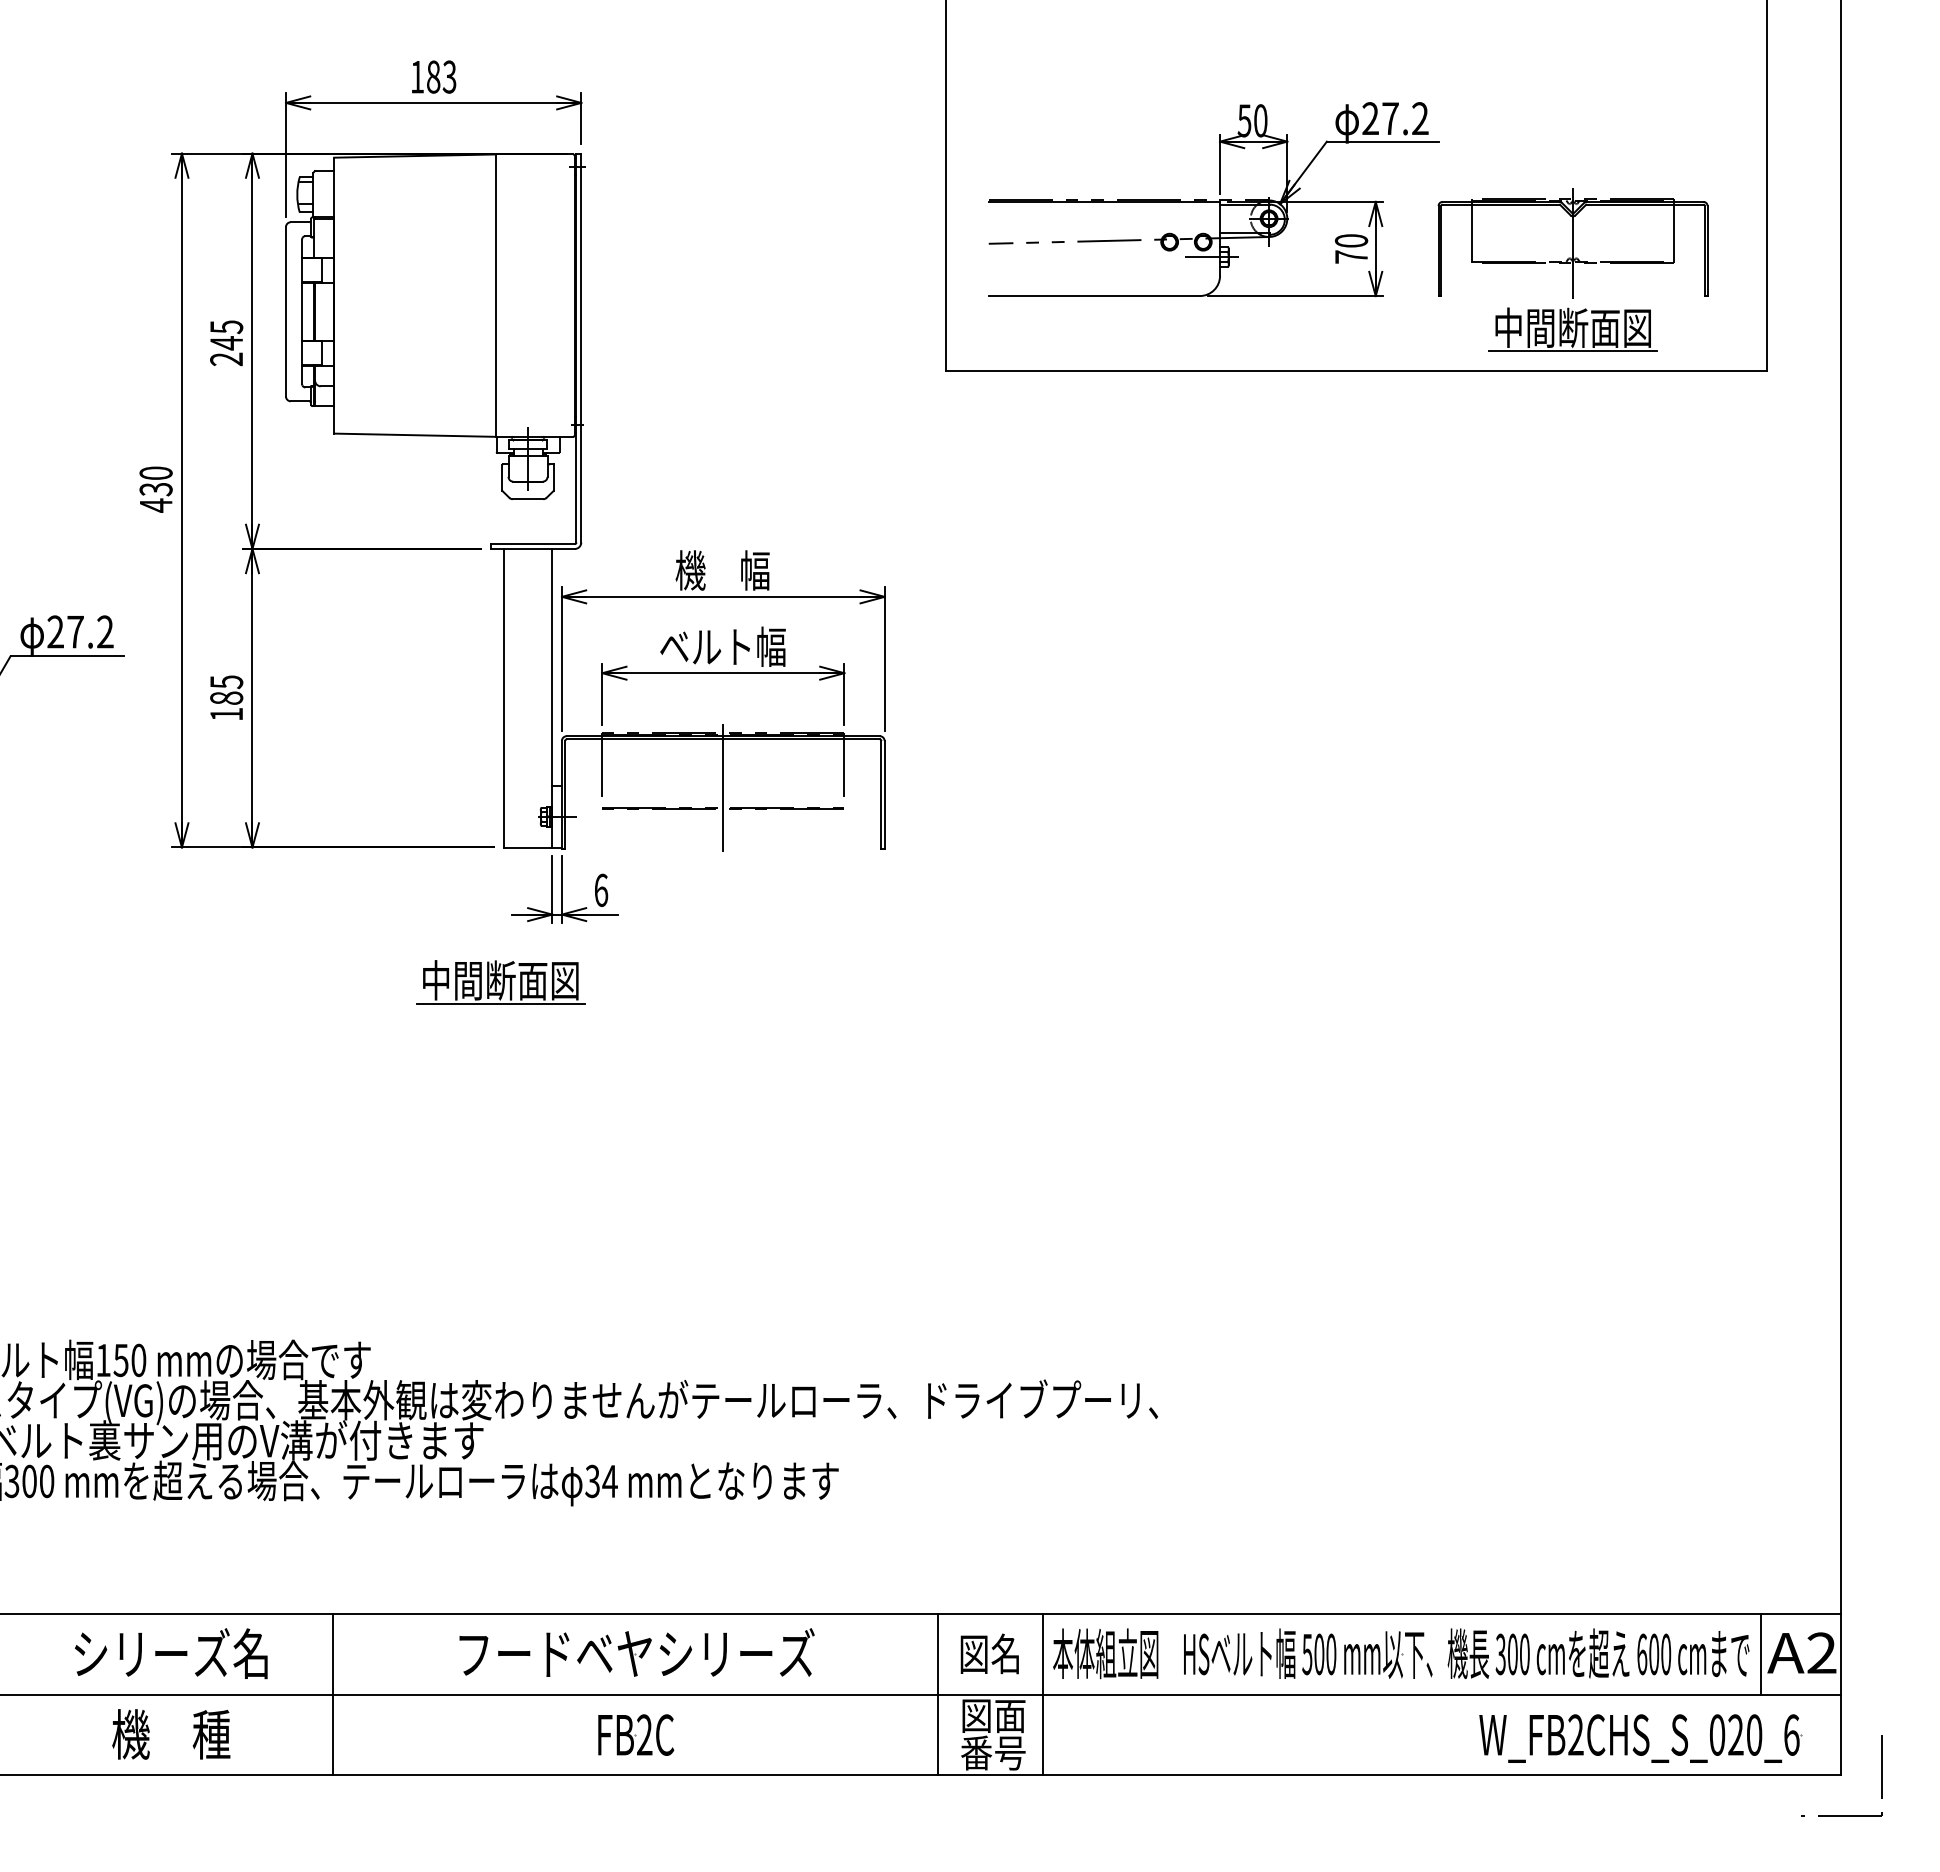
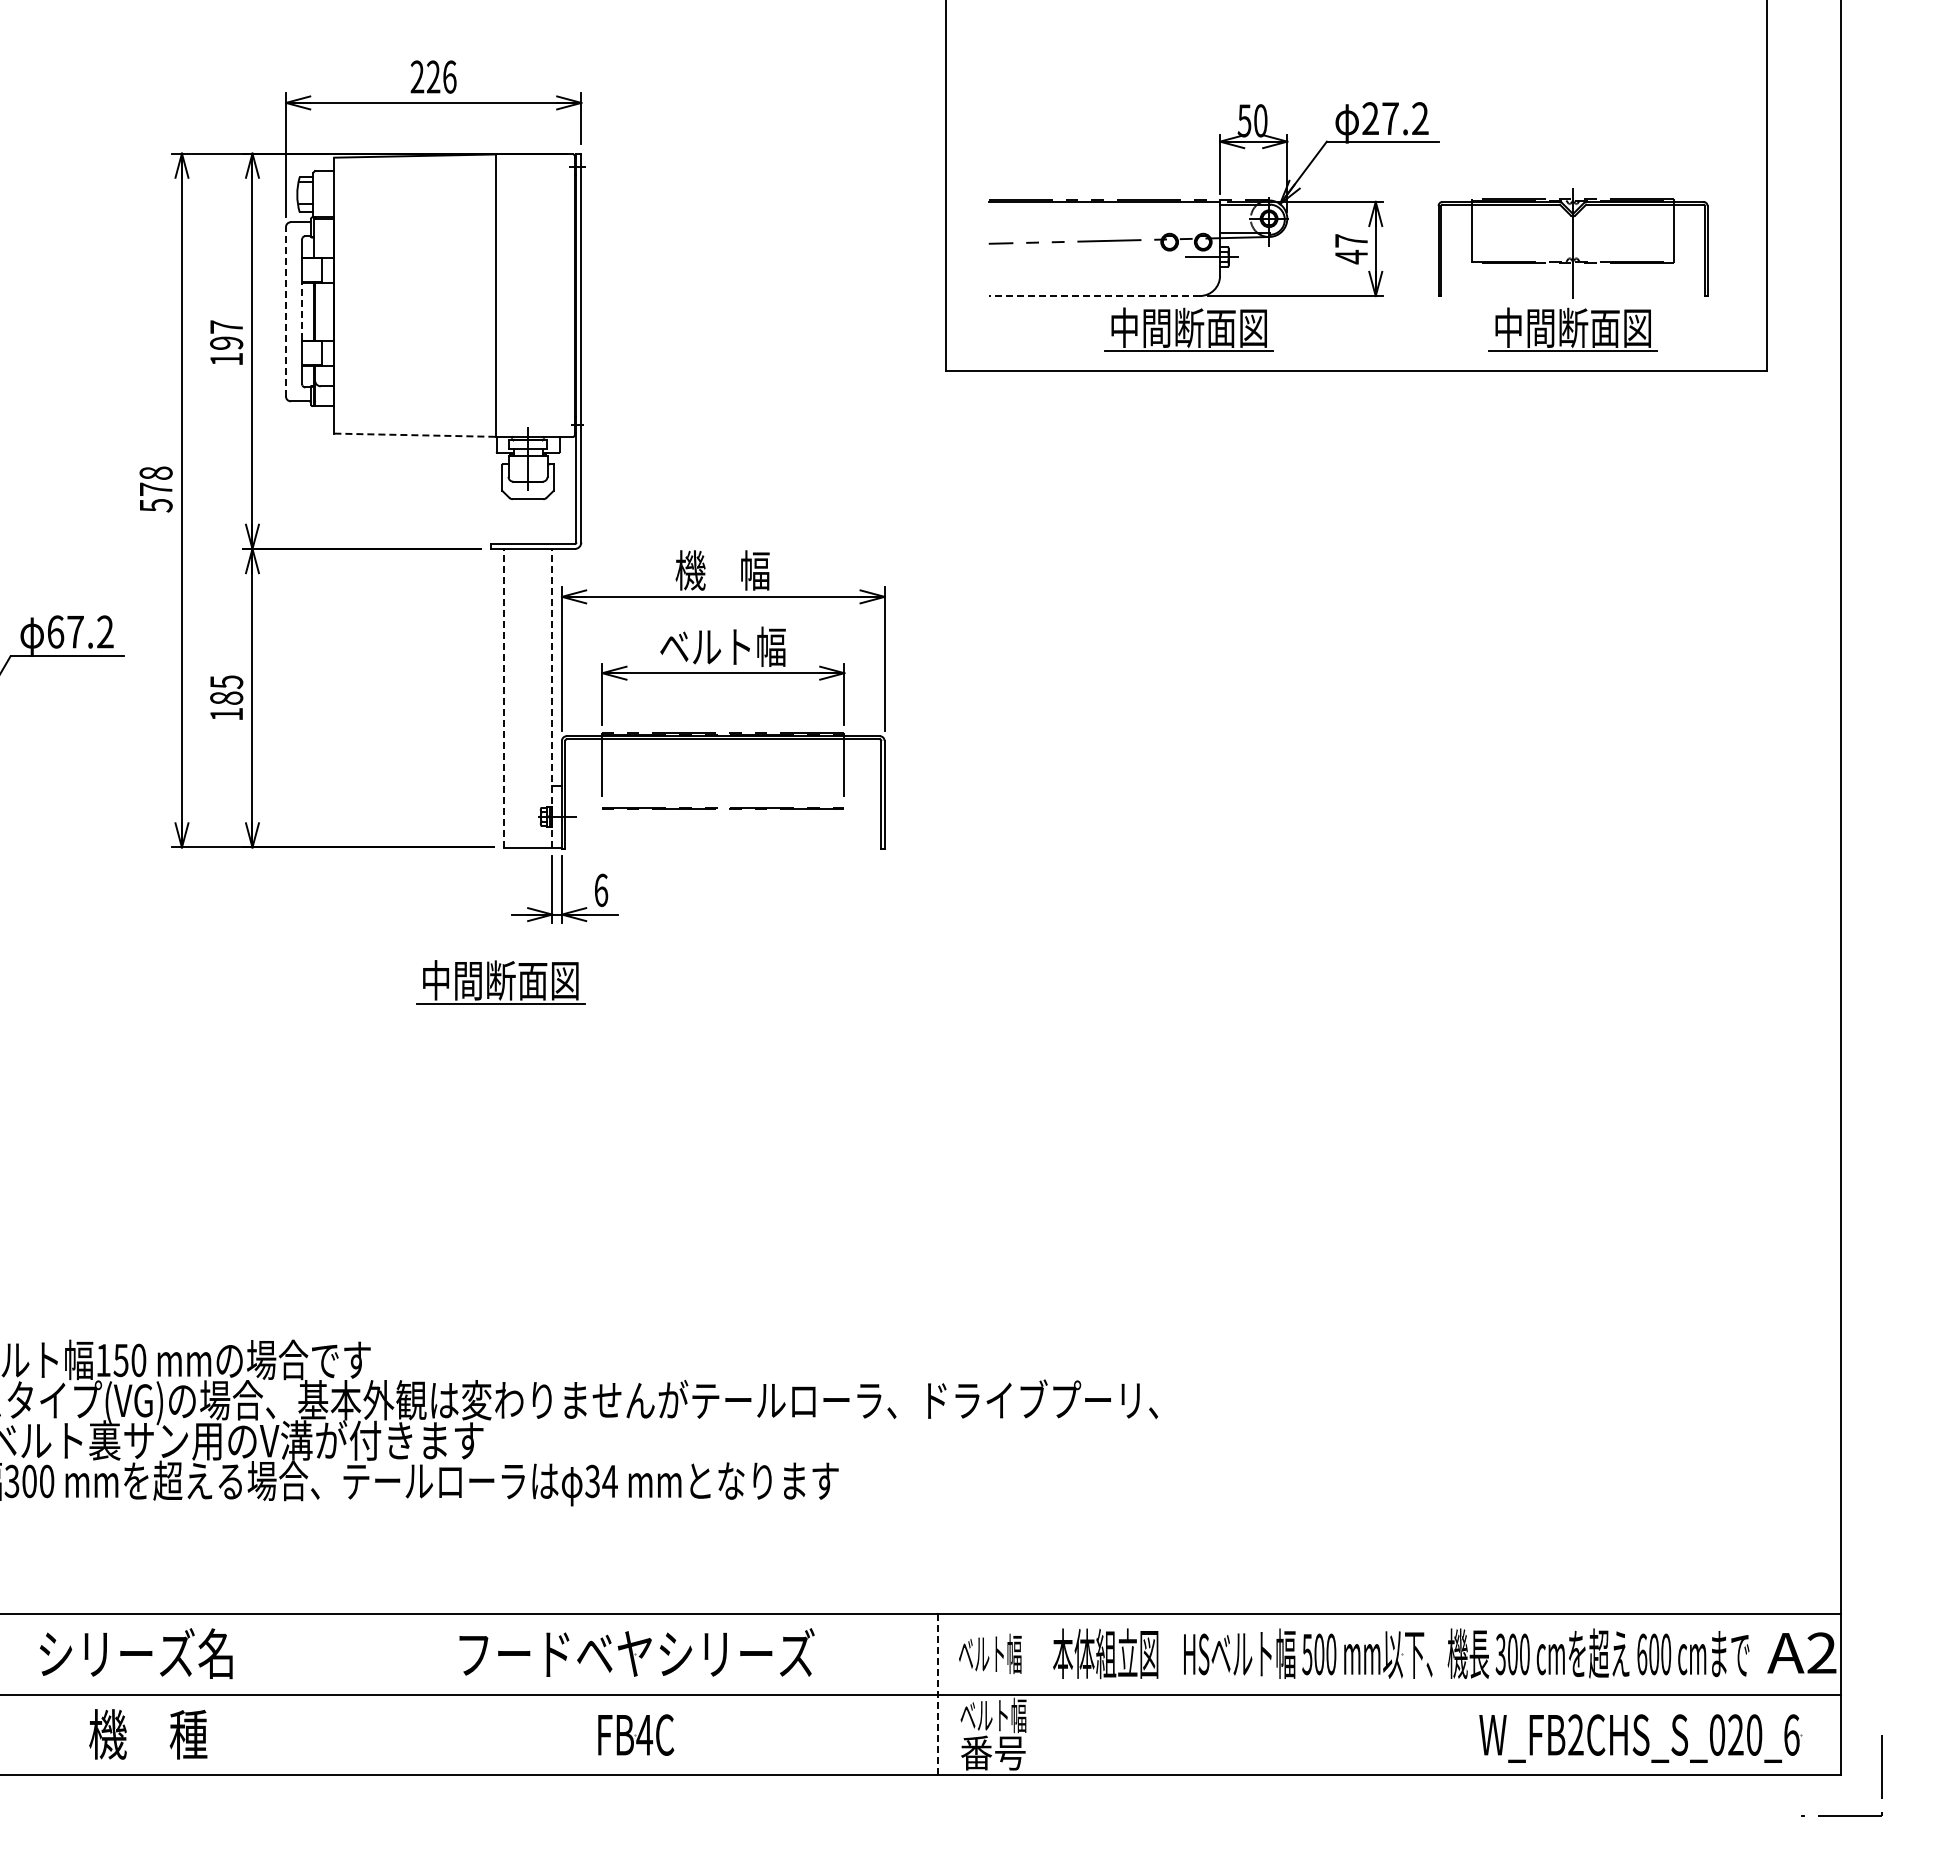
text: 183 -> 226 (433, 76)
text: 70 -> 47 (1351, 249)
line: solid -> dashed (1094, 296)
line: solid -> dashed (285, 311)
line: solid -> dashed (302, 311)
part: none -> present (1188, 329)
text: 245 -> 197 (226, 343)
line: solid -> dashed (415, 435)
text: 430 -> 578 (155, 489)
text: 27.2 -> 67.2 (55, 631)
line: solid -> dashed (503, 697)
line: solid -> dashed (552, 697)
line: present -> none (723, 786)
text position: (171, 1653) -> (136, 1653) (136, 1653)
text: 図名 -> ベルト幅 (990, 1653)
line: present -> none (1760, 1654)
line: present -> none (332, 1694)
line: solid -> dashed (937, 1694)
line: present -> none (1042, 1694)
text: 図面 -> ベルト幅 (993, 1715)
text position: (171, 1734) -> (148, 1734) (148, 1734)
text: FB2C -> FB4C (644, 1734)
